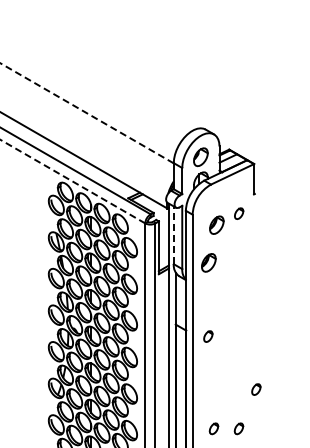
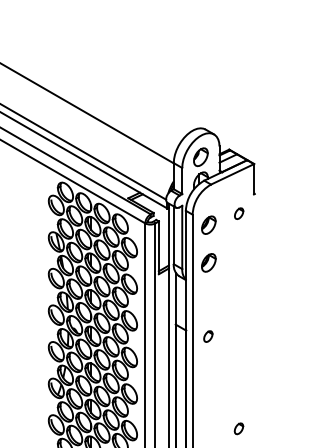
line: dashed -> solid (87, 113)
line: none -> present (84, 152)
line: dashed -> solid (72, 181)
part position: (216, 224) -> (208, 224) (208, 224)
line: dashed -> solid (173, 235)
part: present -> none (256, 389)
part: present -> none (213, 428)
